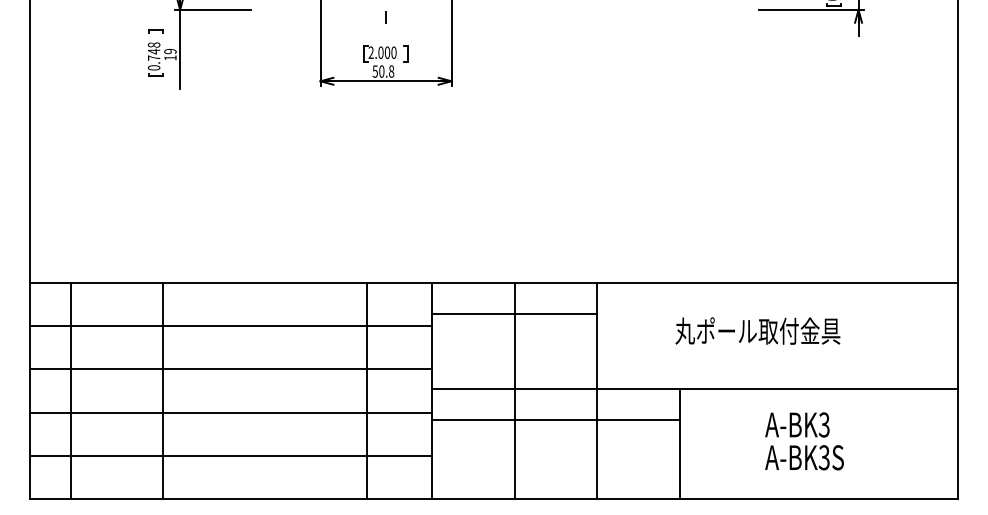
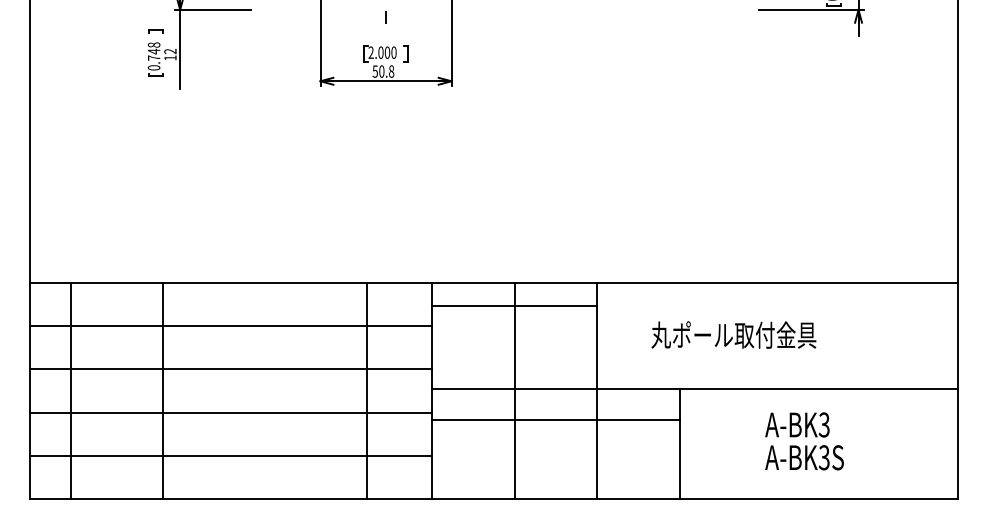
text: 19 -> 12 (170, 51)
line position: (514, 313) -> (514, 305) (514, 305)
text position: (757, 330) -> (733, 334) (733, 334)
